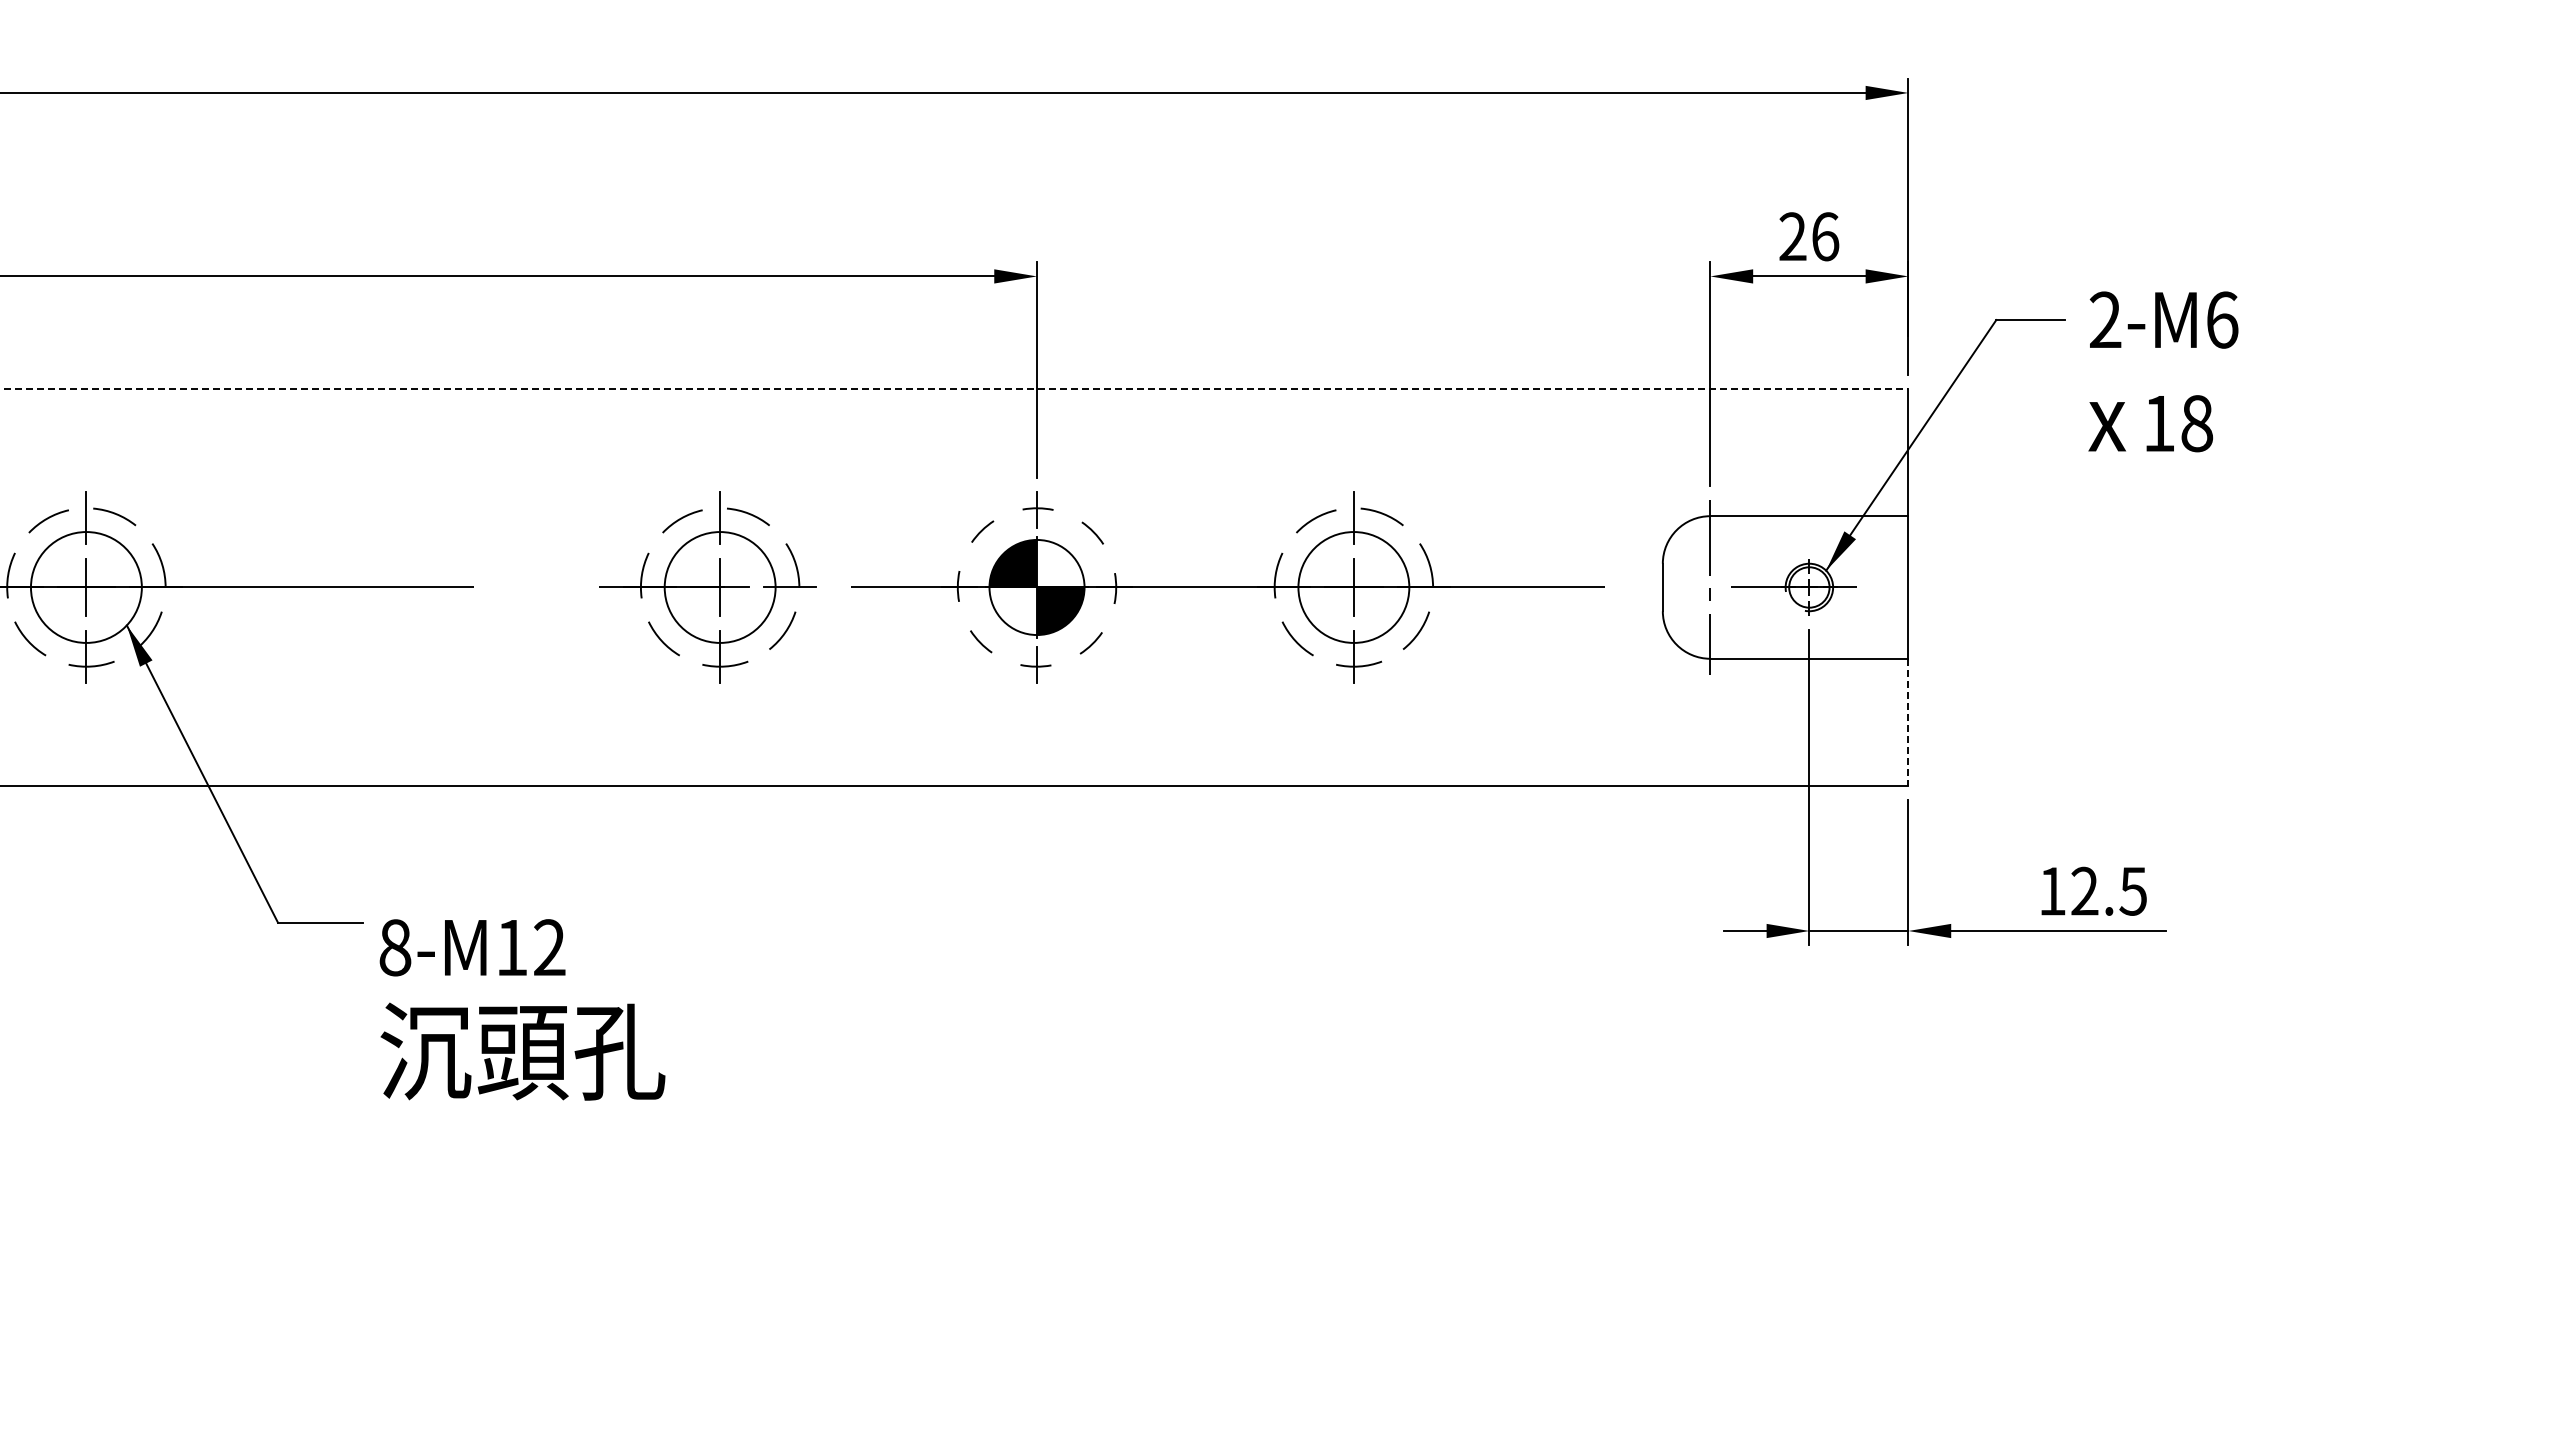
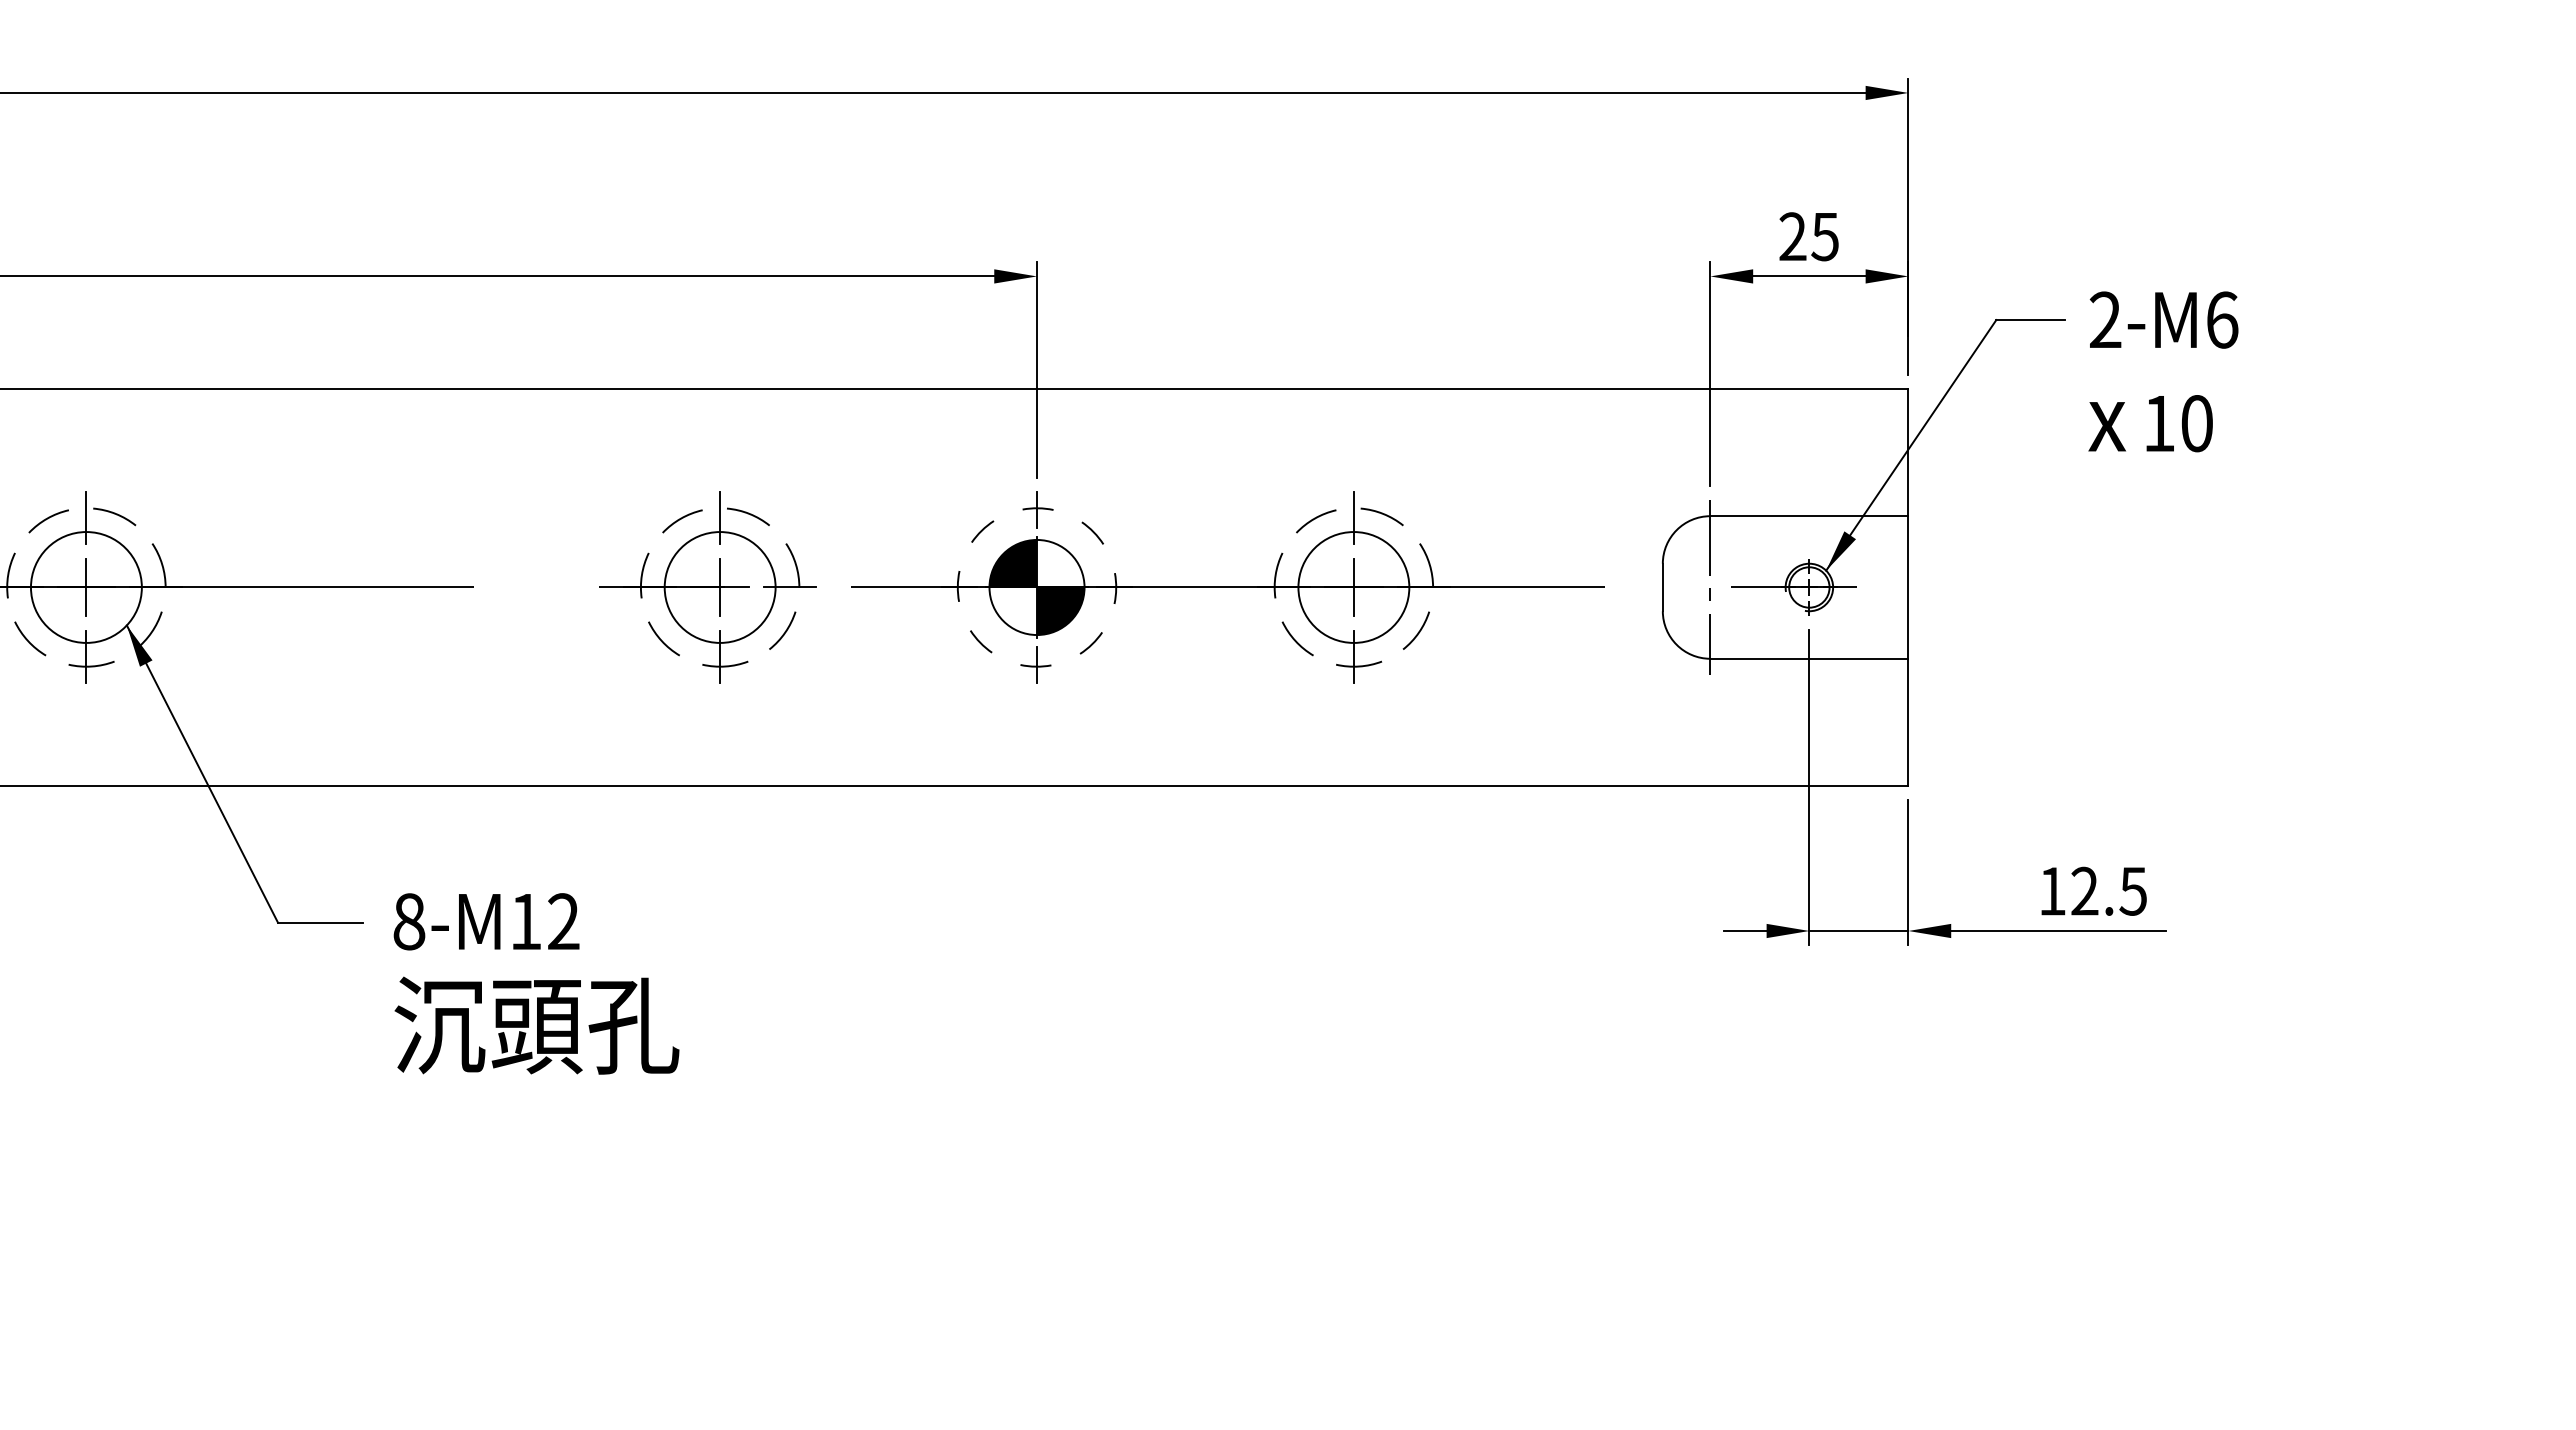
text: 26 -> 25 (1825, 236)
line: dashed -> solid (954, 389)
text: 18 -> 10 (2197, 423)
line: dashed -> solid (1908, 722)
text position: (522, 1009) -> (536, 983) (536, 983)
